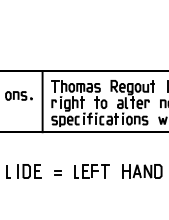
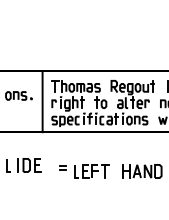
part position: (23, 171) -> (23, 165) (23, 165)
part position: (57, 172) -> (62, 167) (62, 167)
